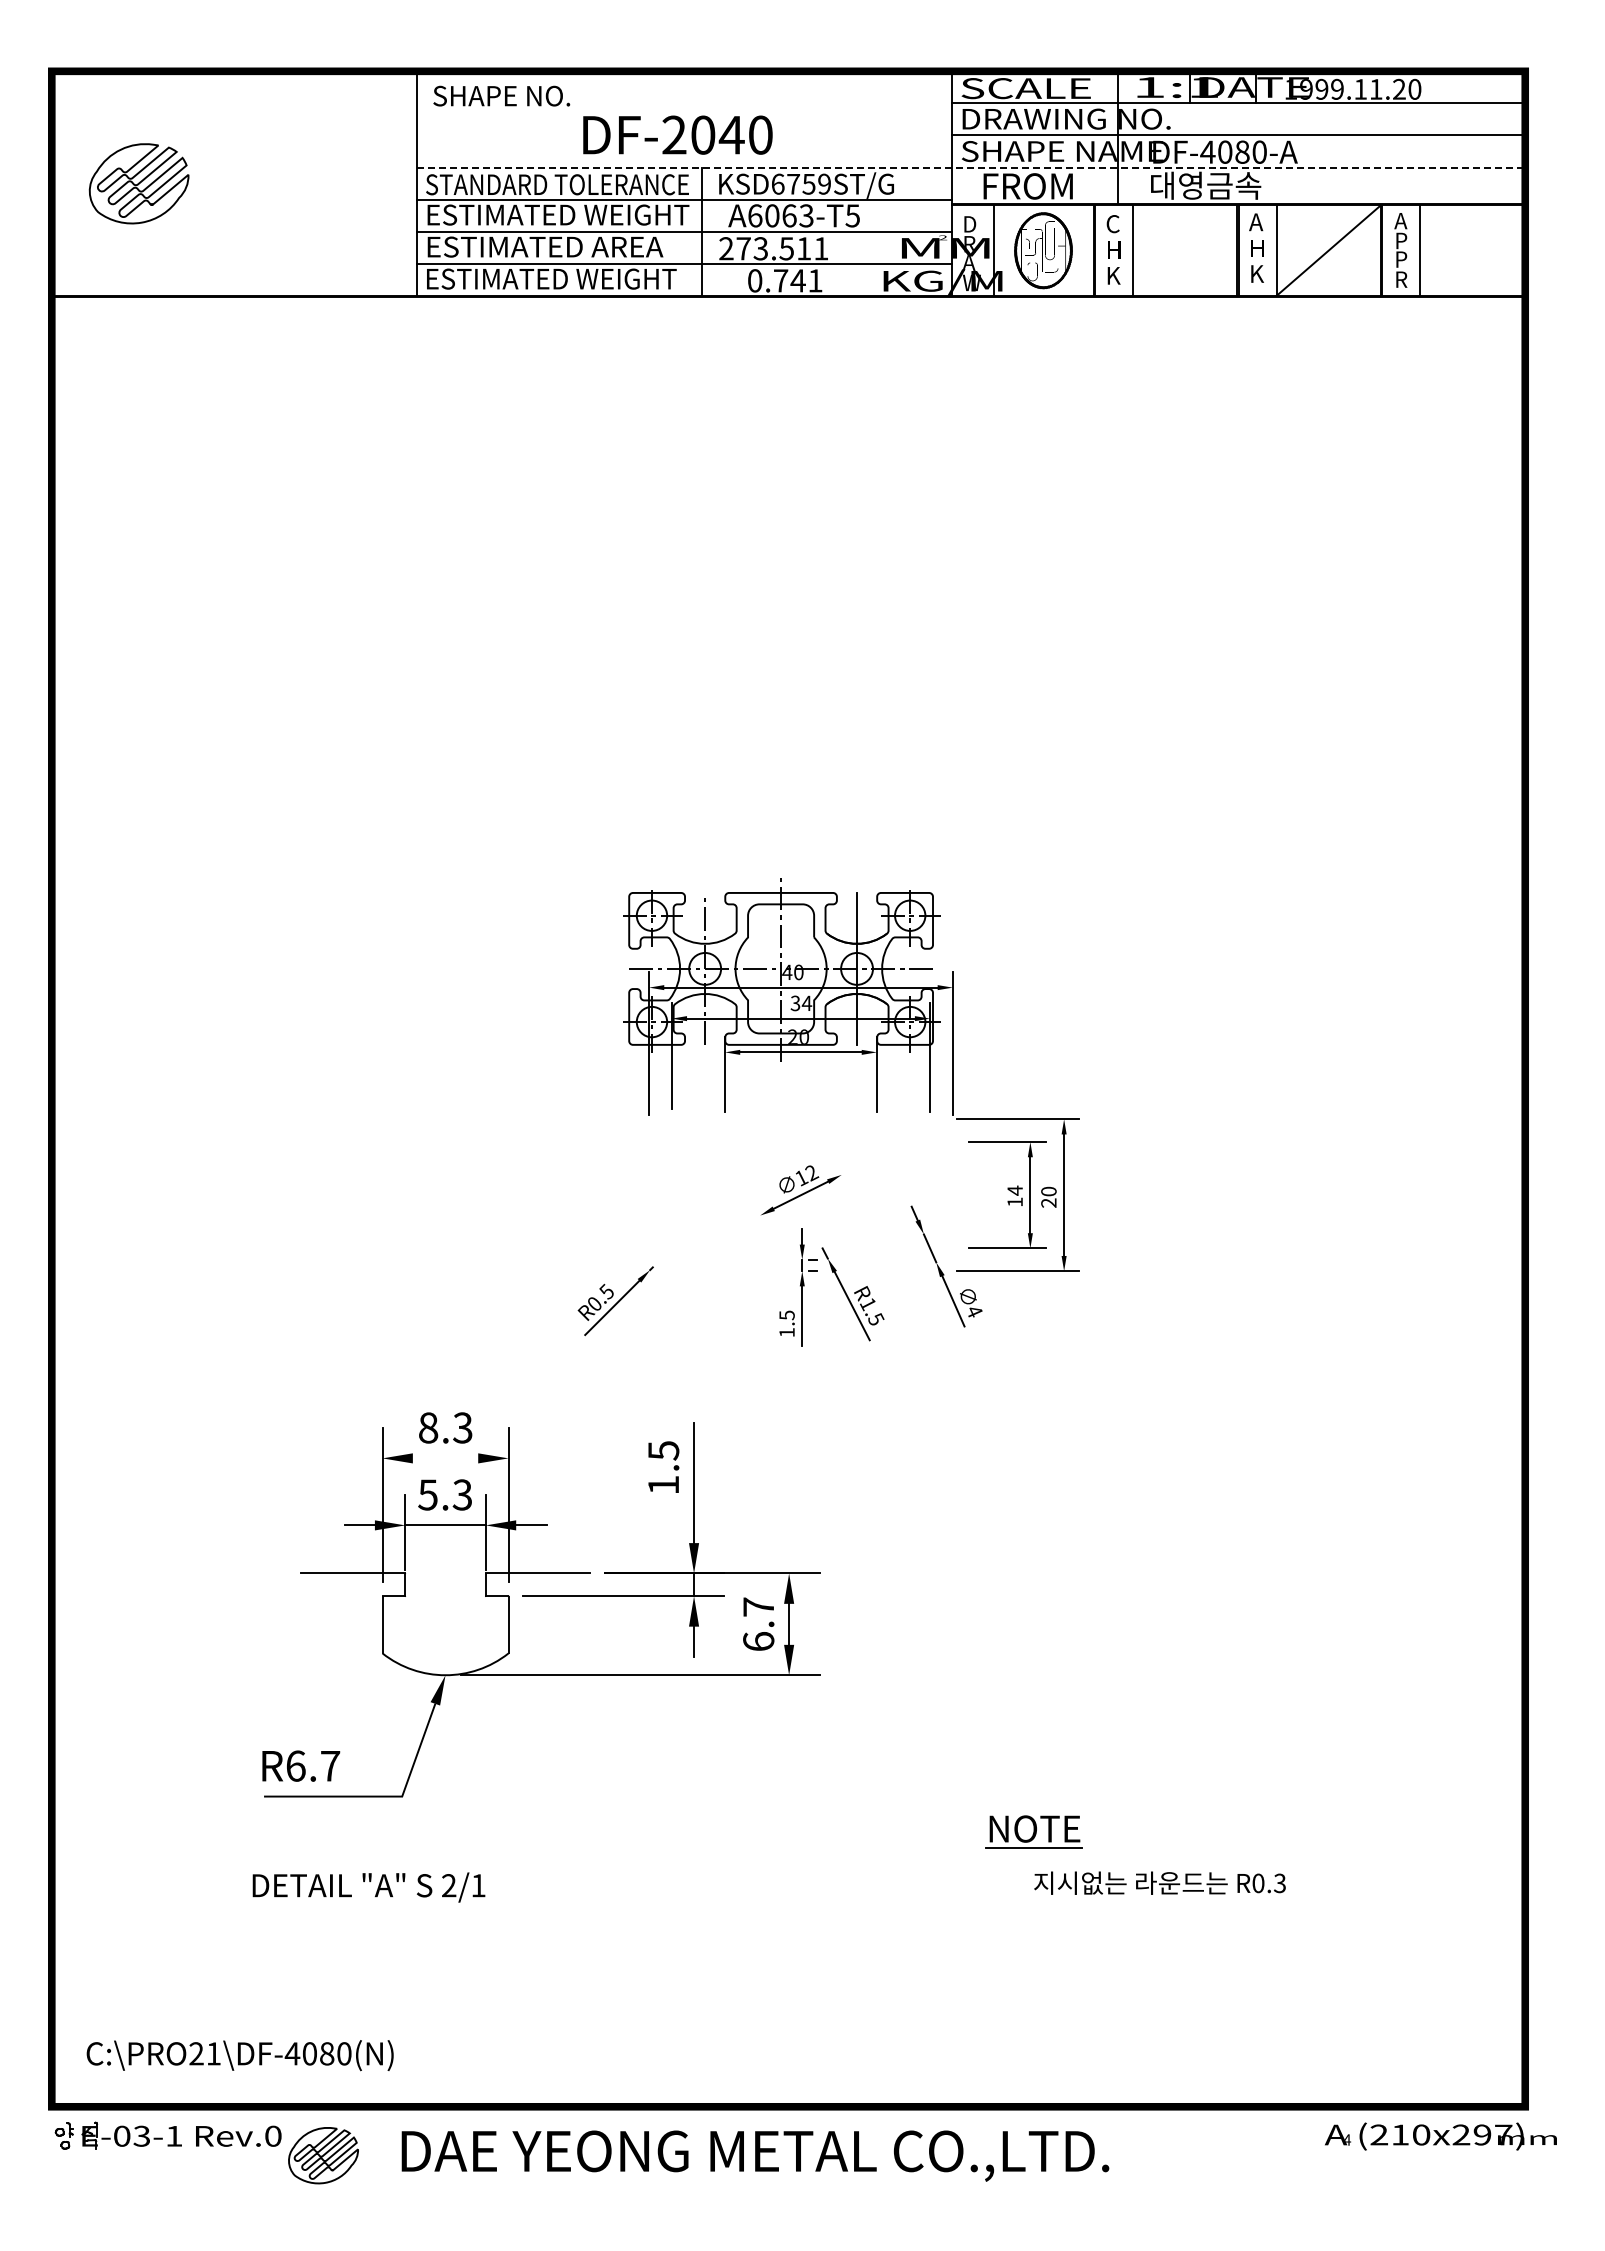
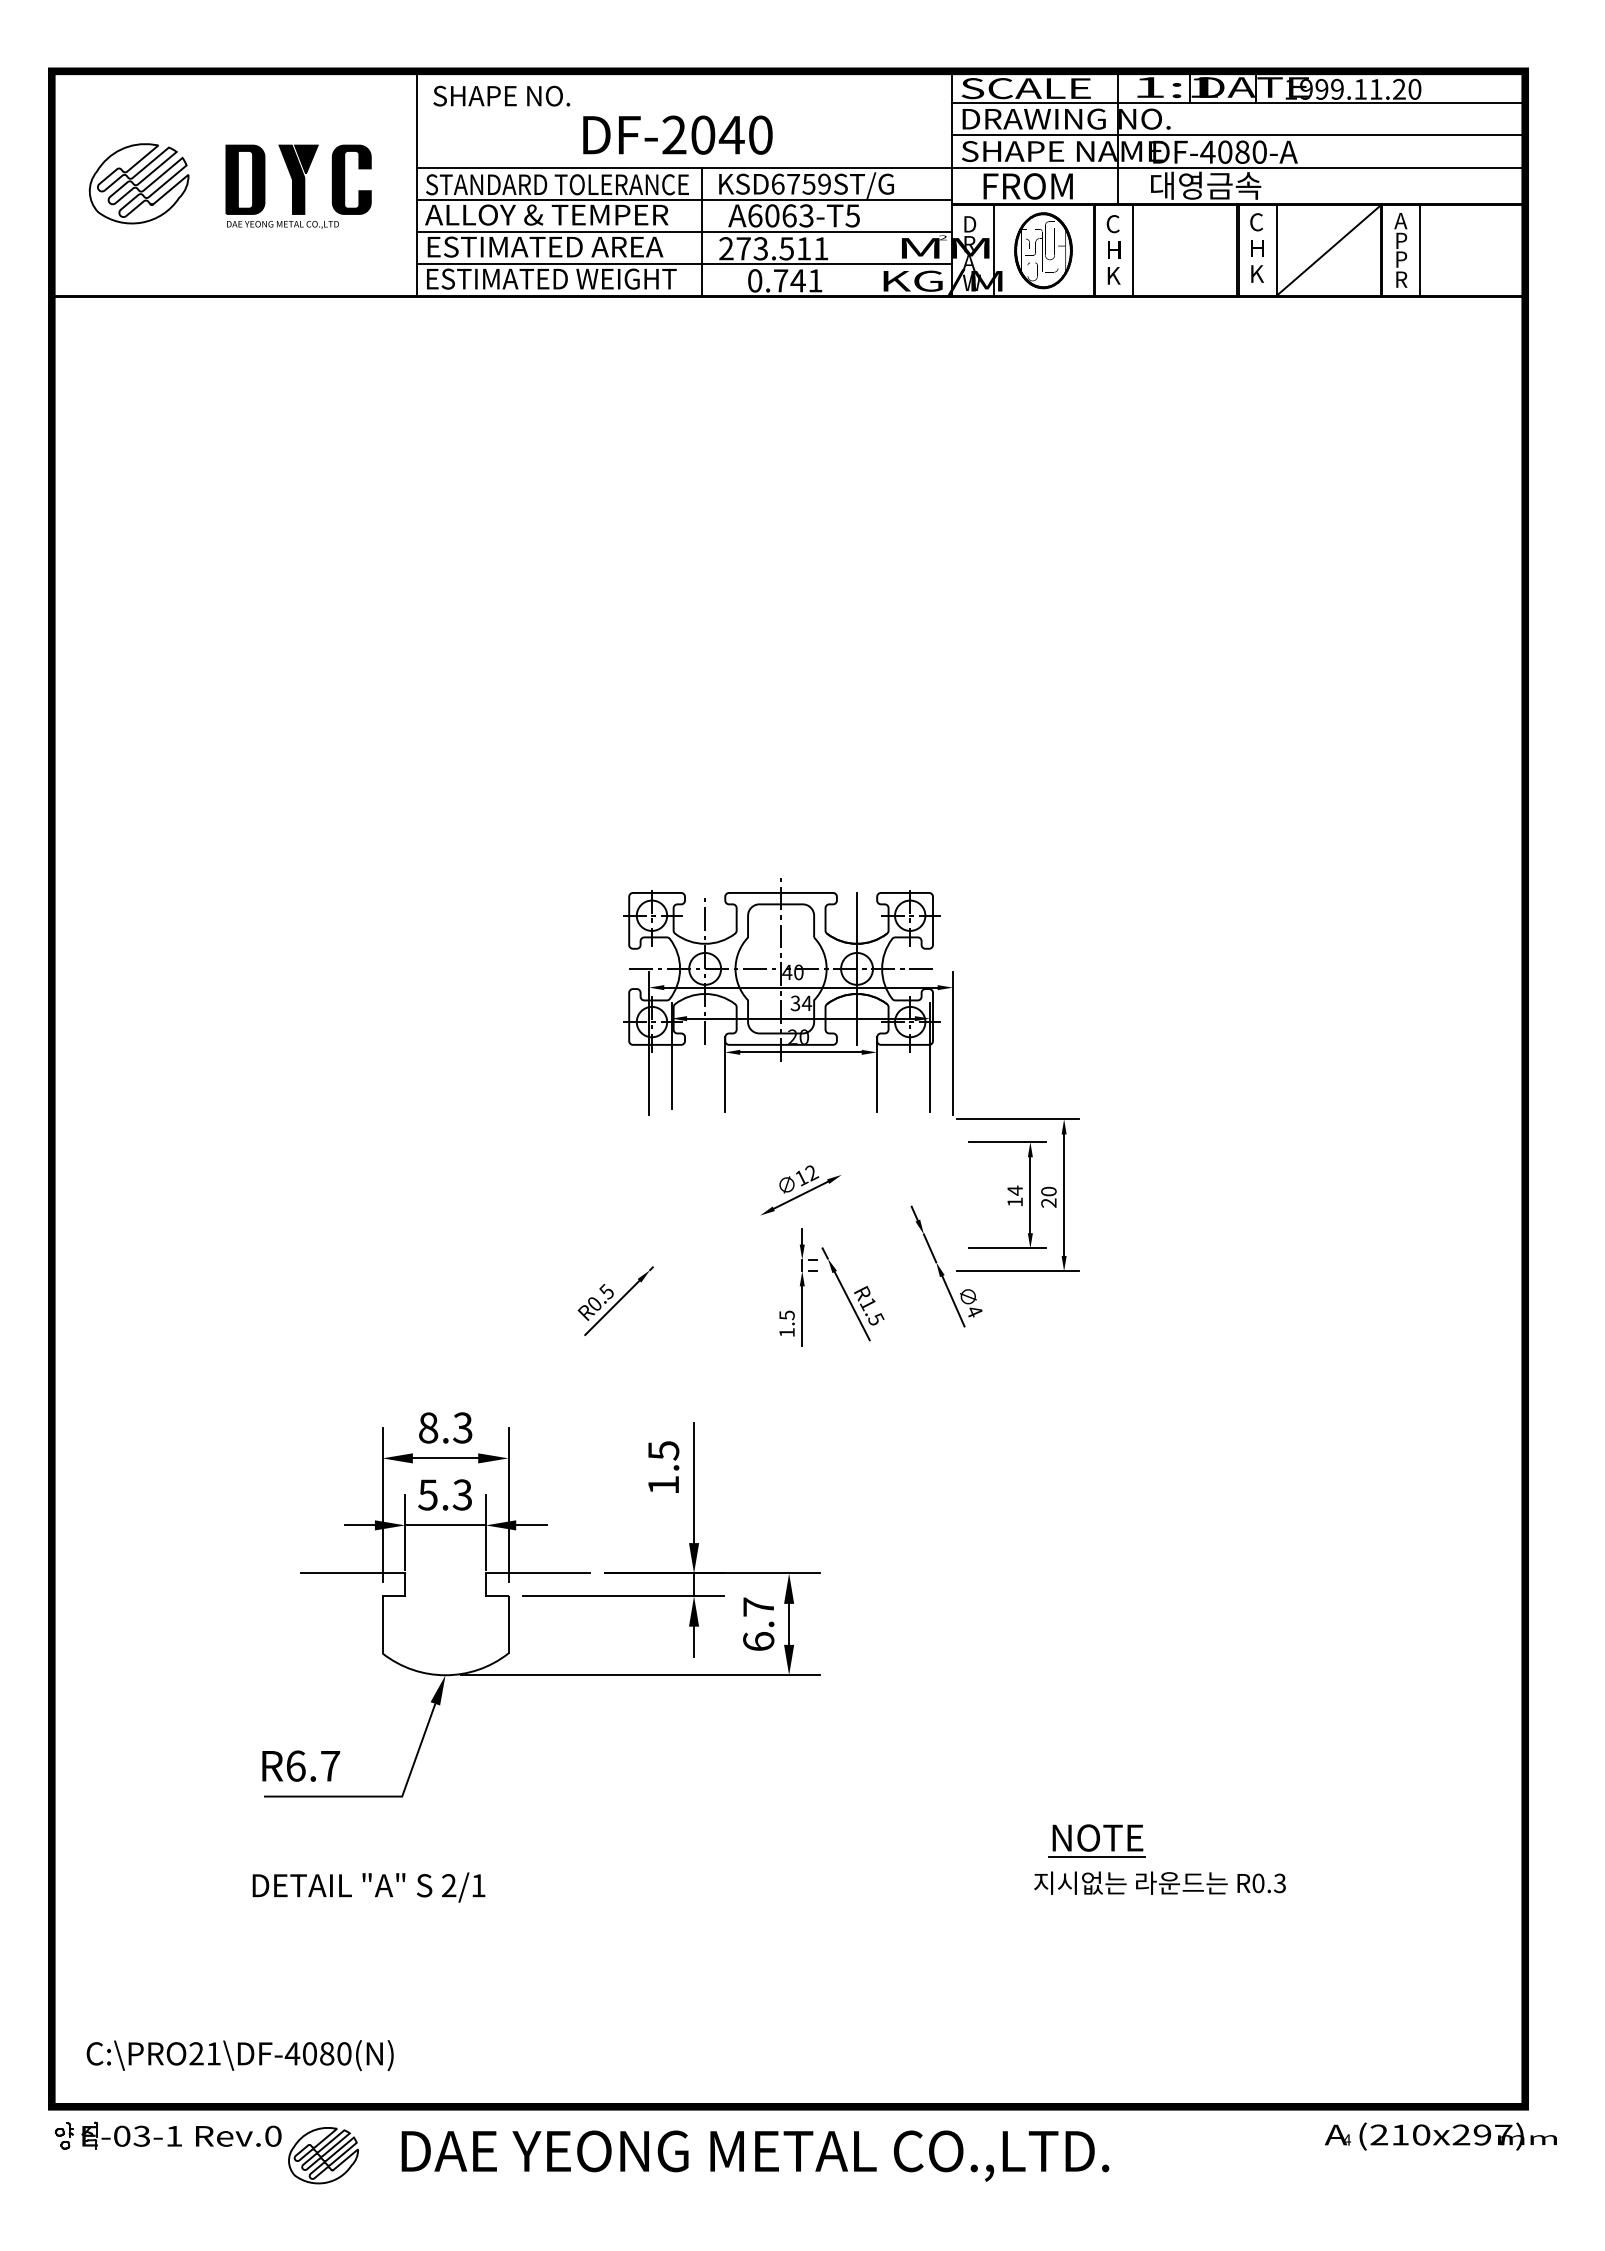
line: dashed -> solid (971, 167)
part: none -> present (298, 186)
text: ESTIMATED WEIGHT -> ALLOY & TEMPER (557, 214)
text: A -> C (1256, 222)
line: none -> present (445, 1458)
part position: (1033, 1831) -> (1096, 1840) (1096, 1840)
